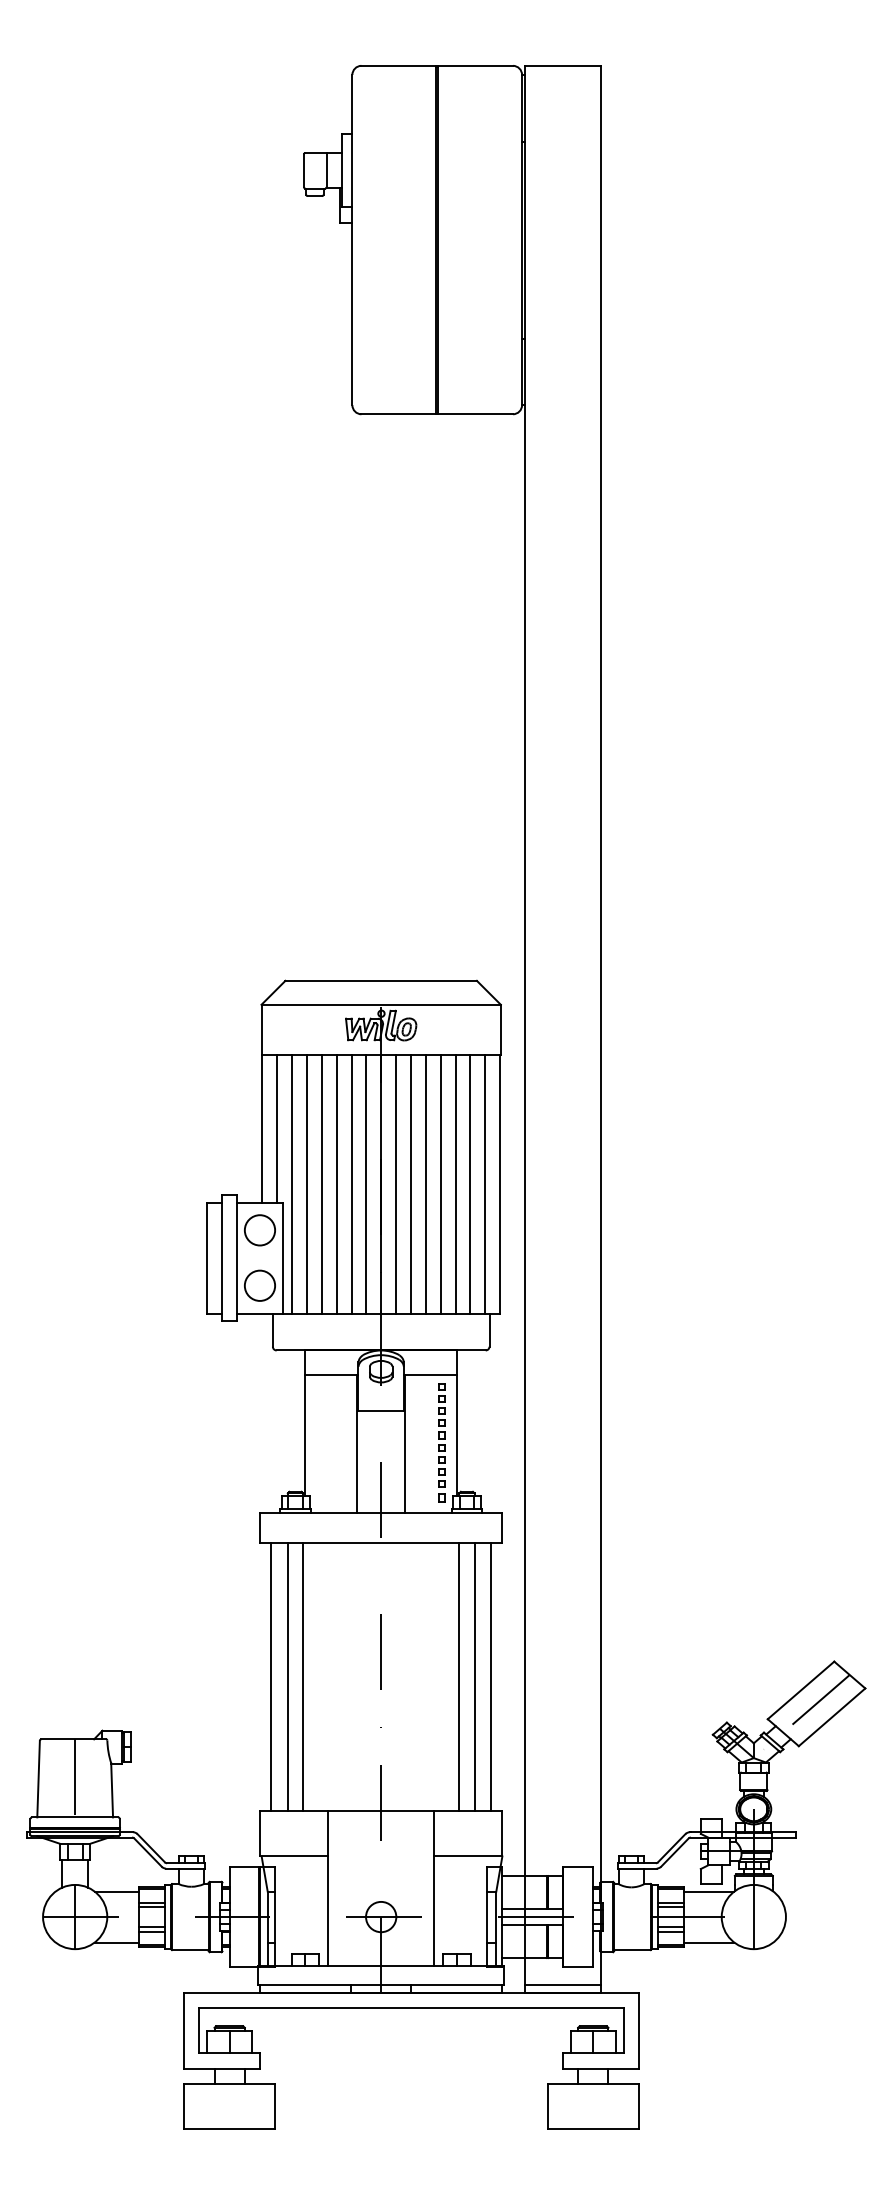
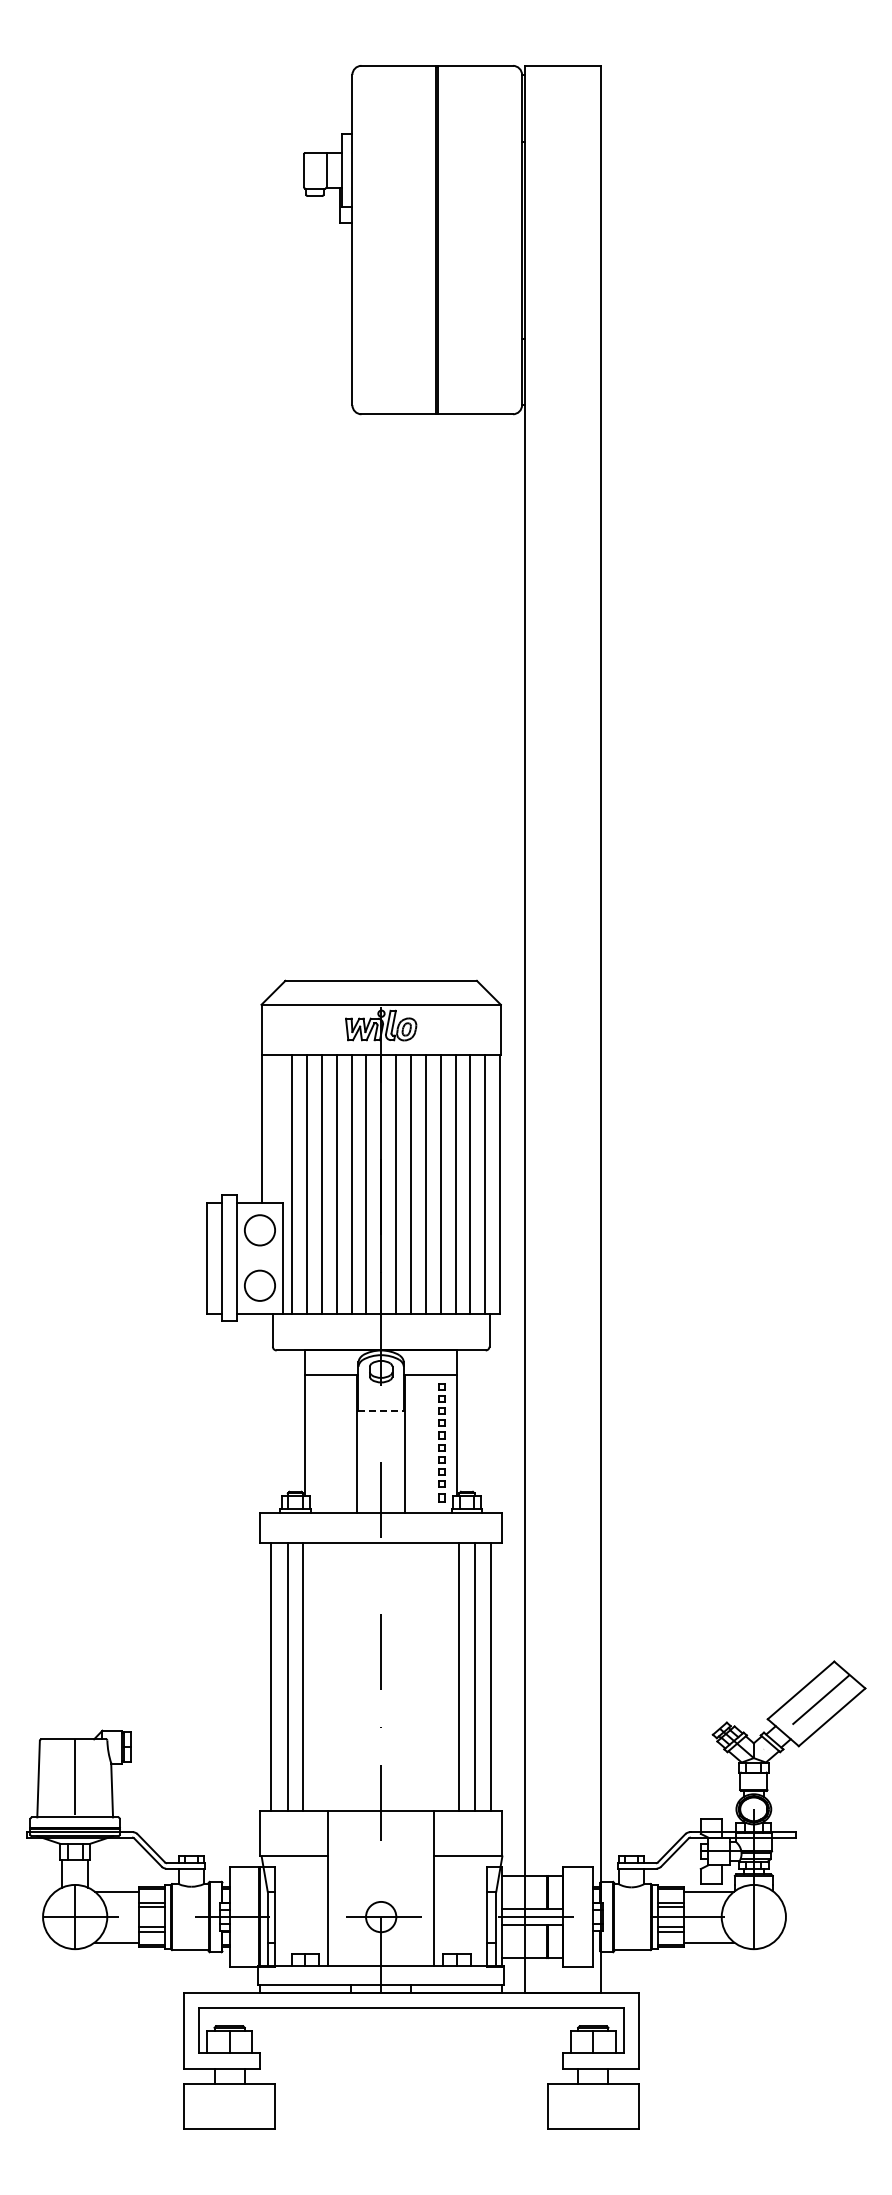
line: present -> none (277, 1128)
line: solid -> dashed (381, 1411)
line: present -> none (562, 1985)
